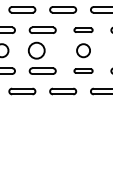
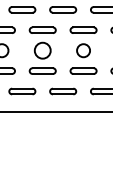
part size: 21x6 px -> 29x8 px (83, 29)
circle position: (36, 50) -> (42, 50) (42, 50)
part size: 21x6 px -> 29x8 px (83, 70)
line: none -> present (55, 111)
